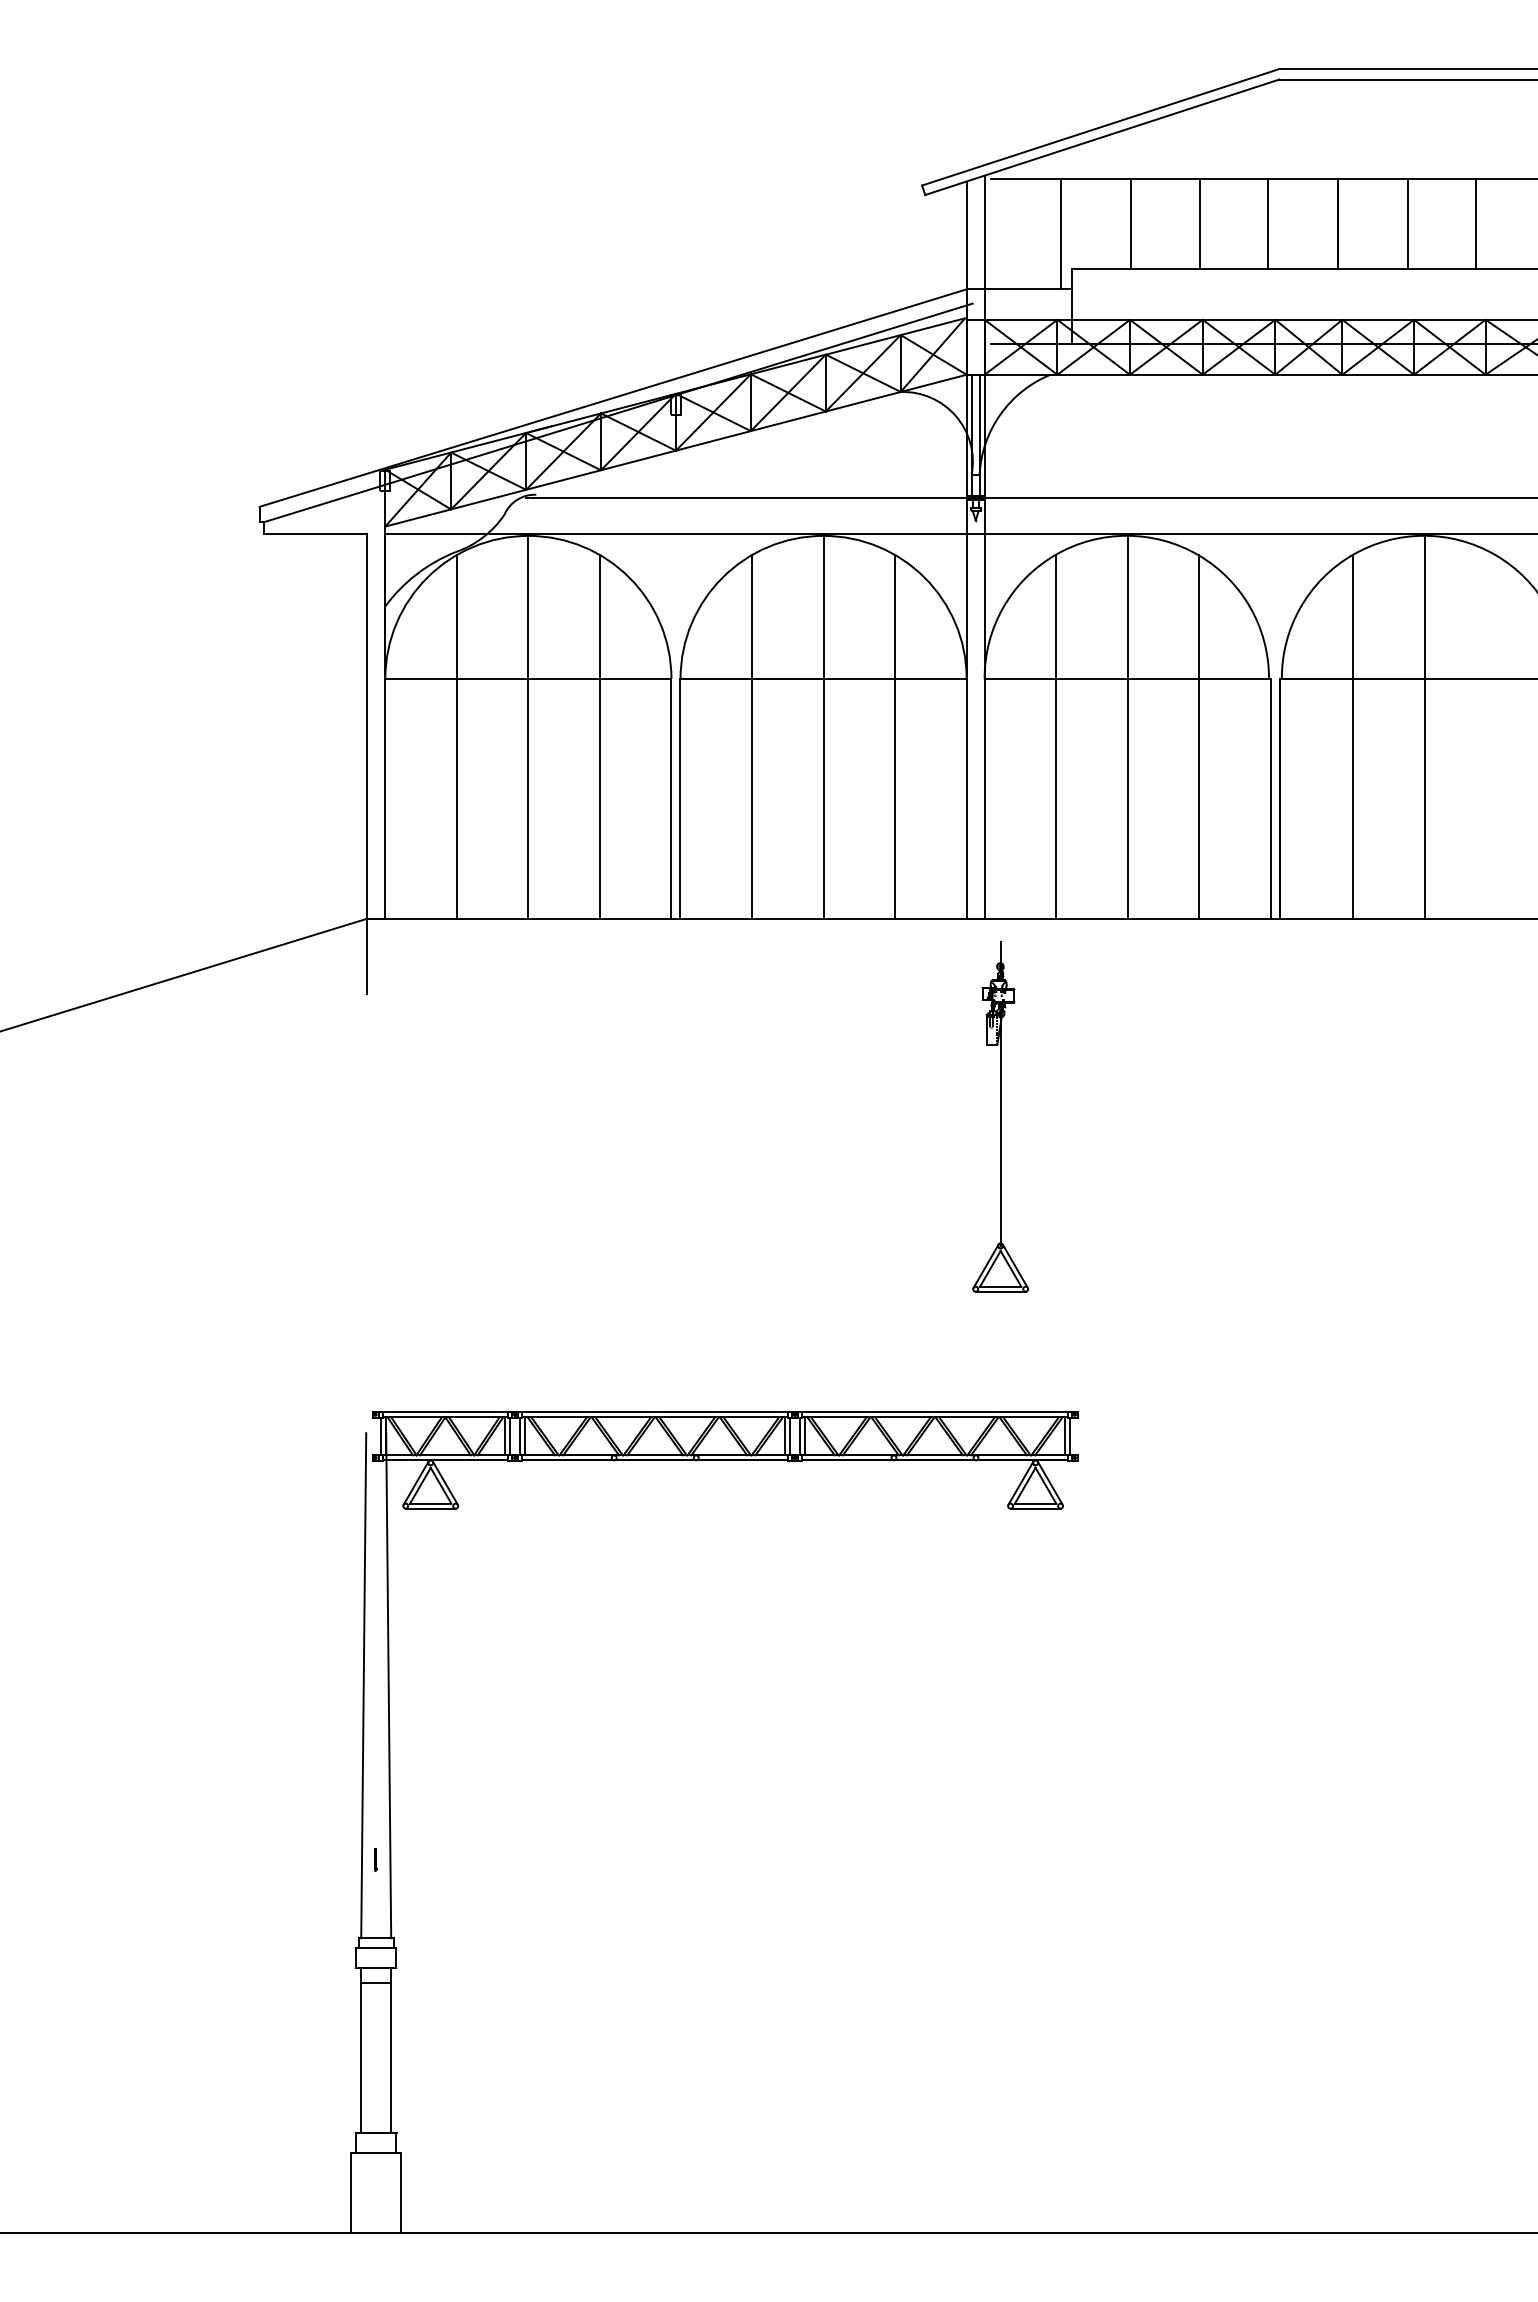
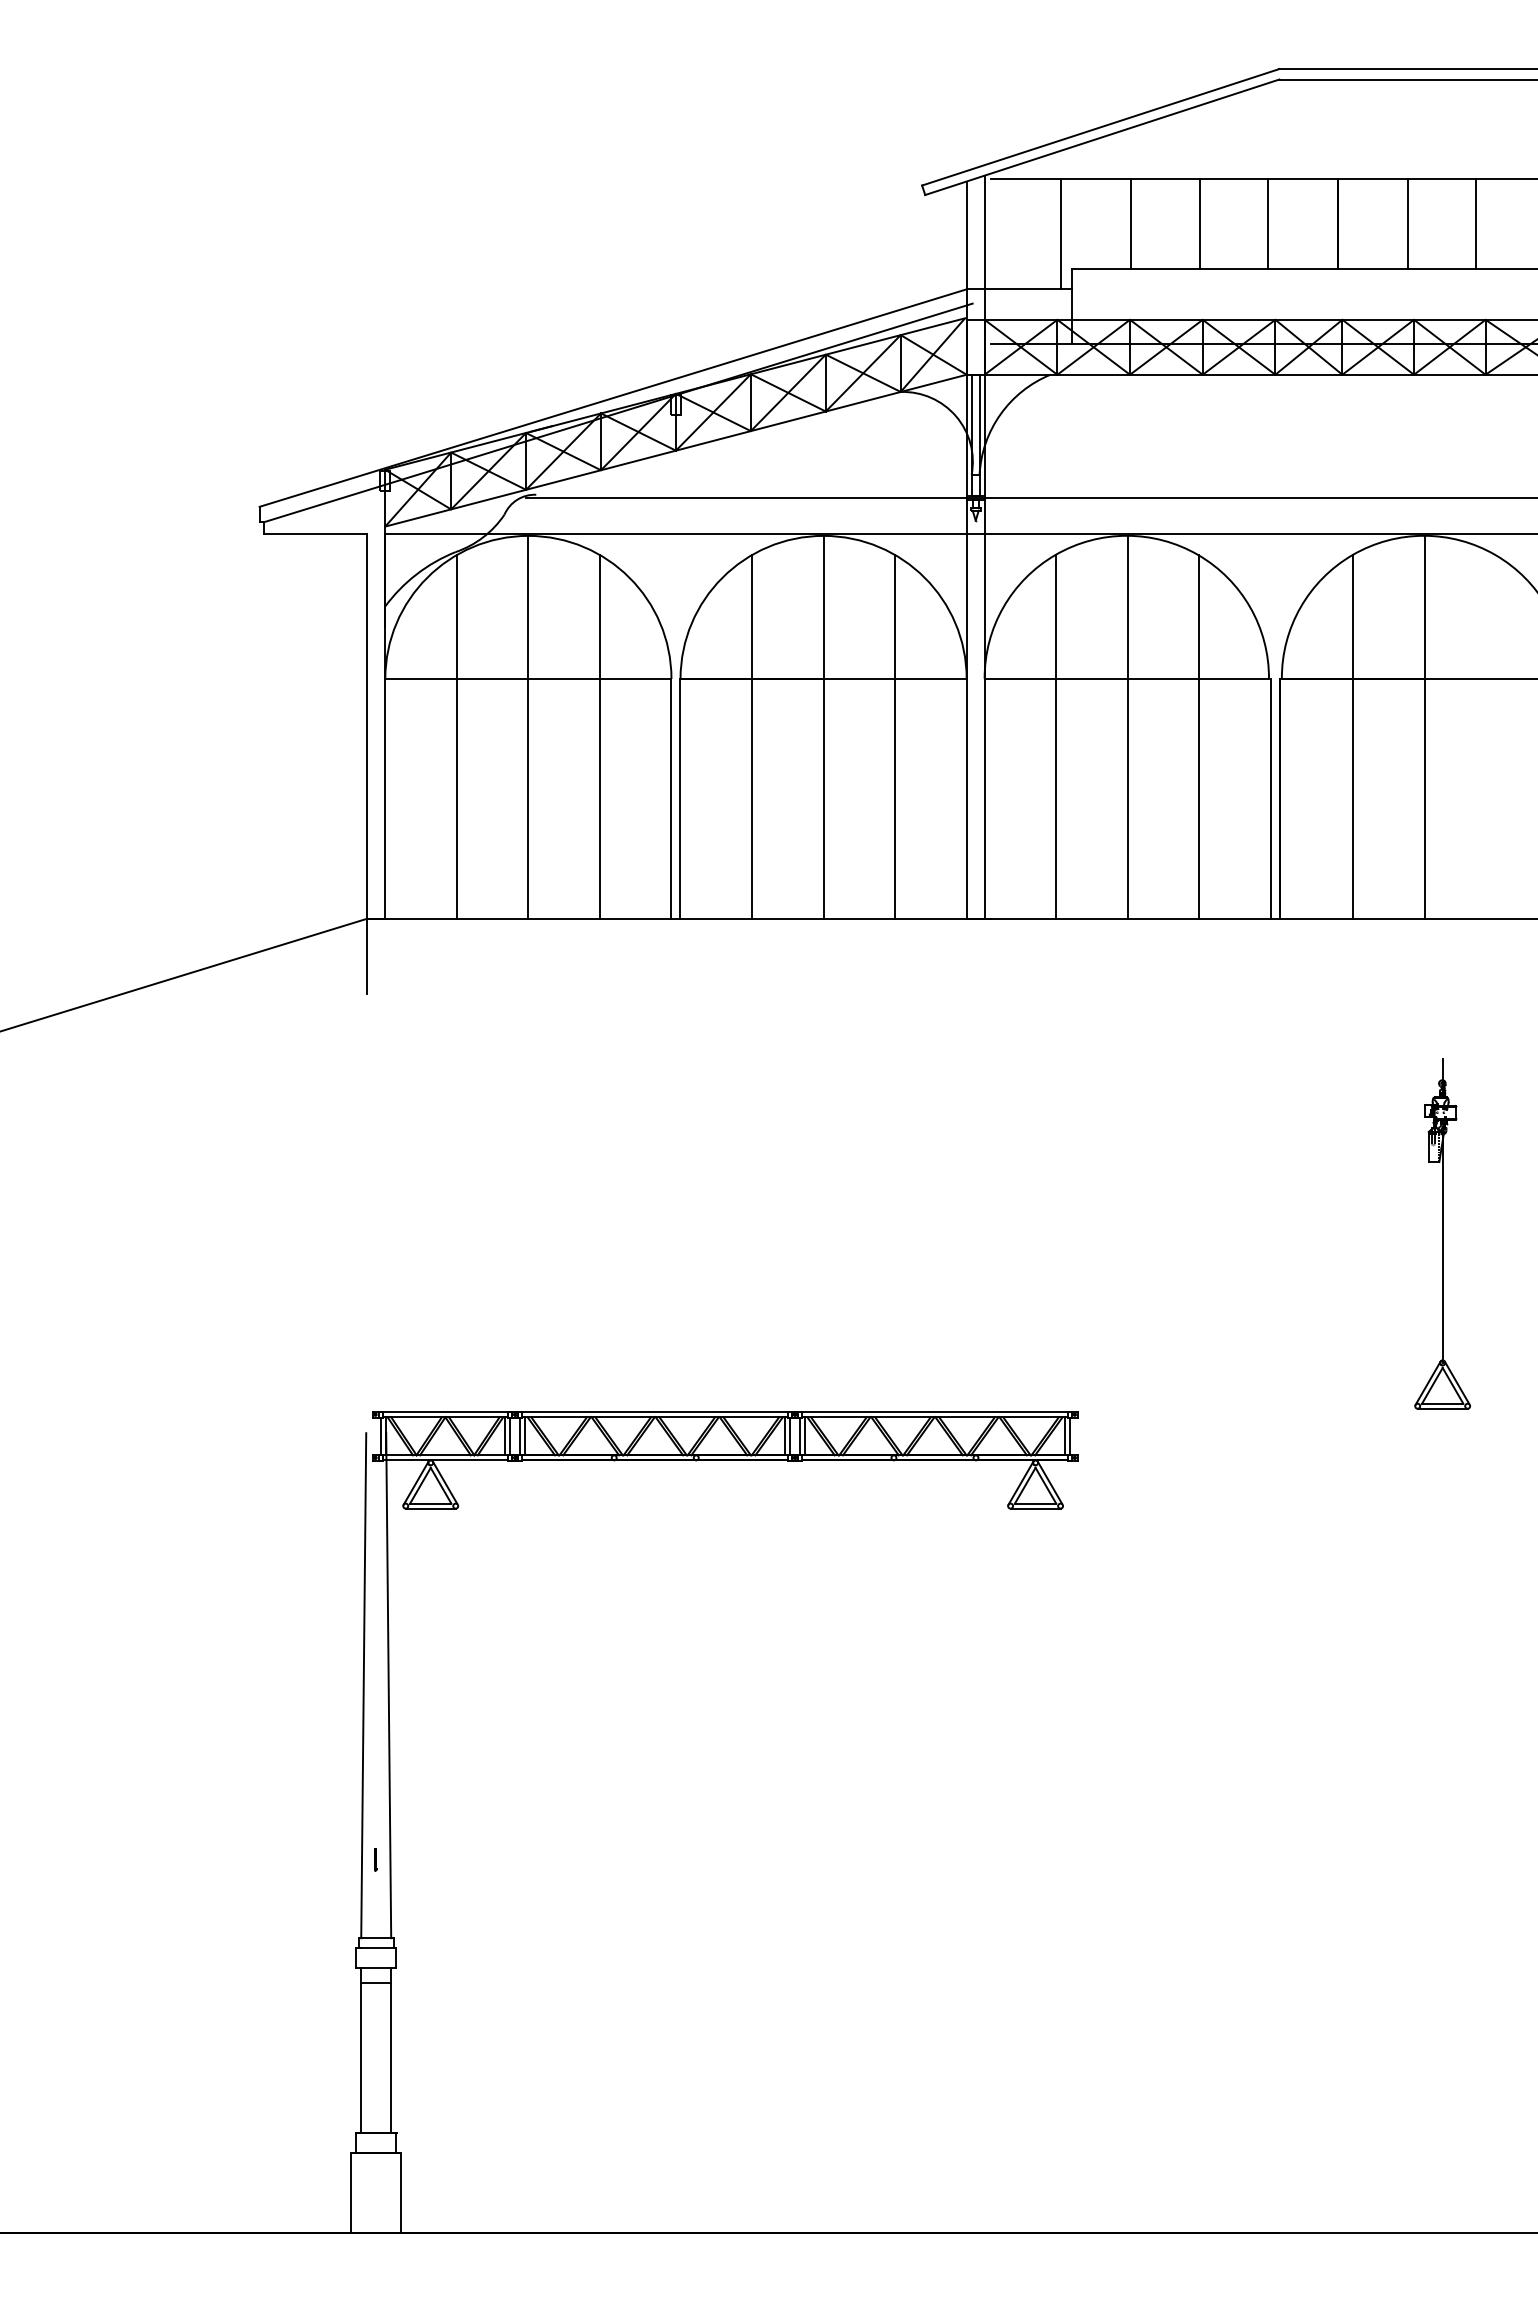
part position: (1000, 1116) -> (1442, 1233) (1442, 1233)
